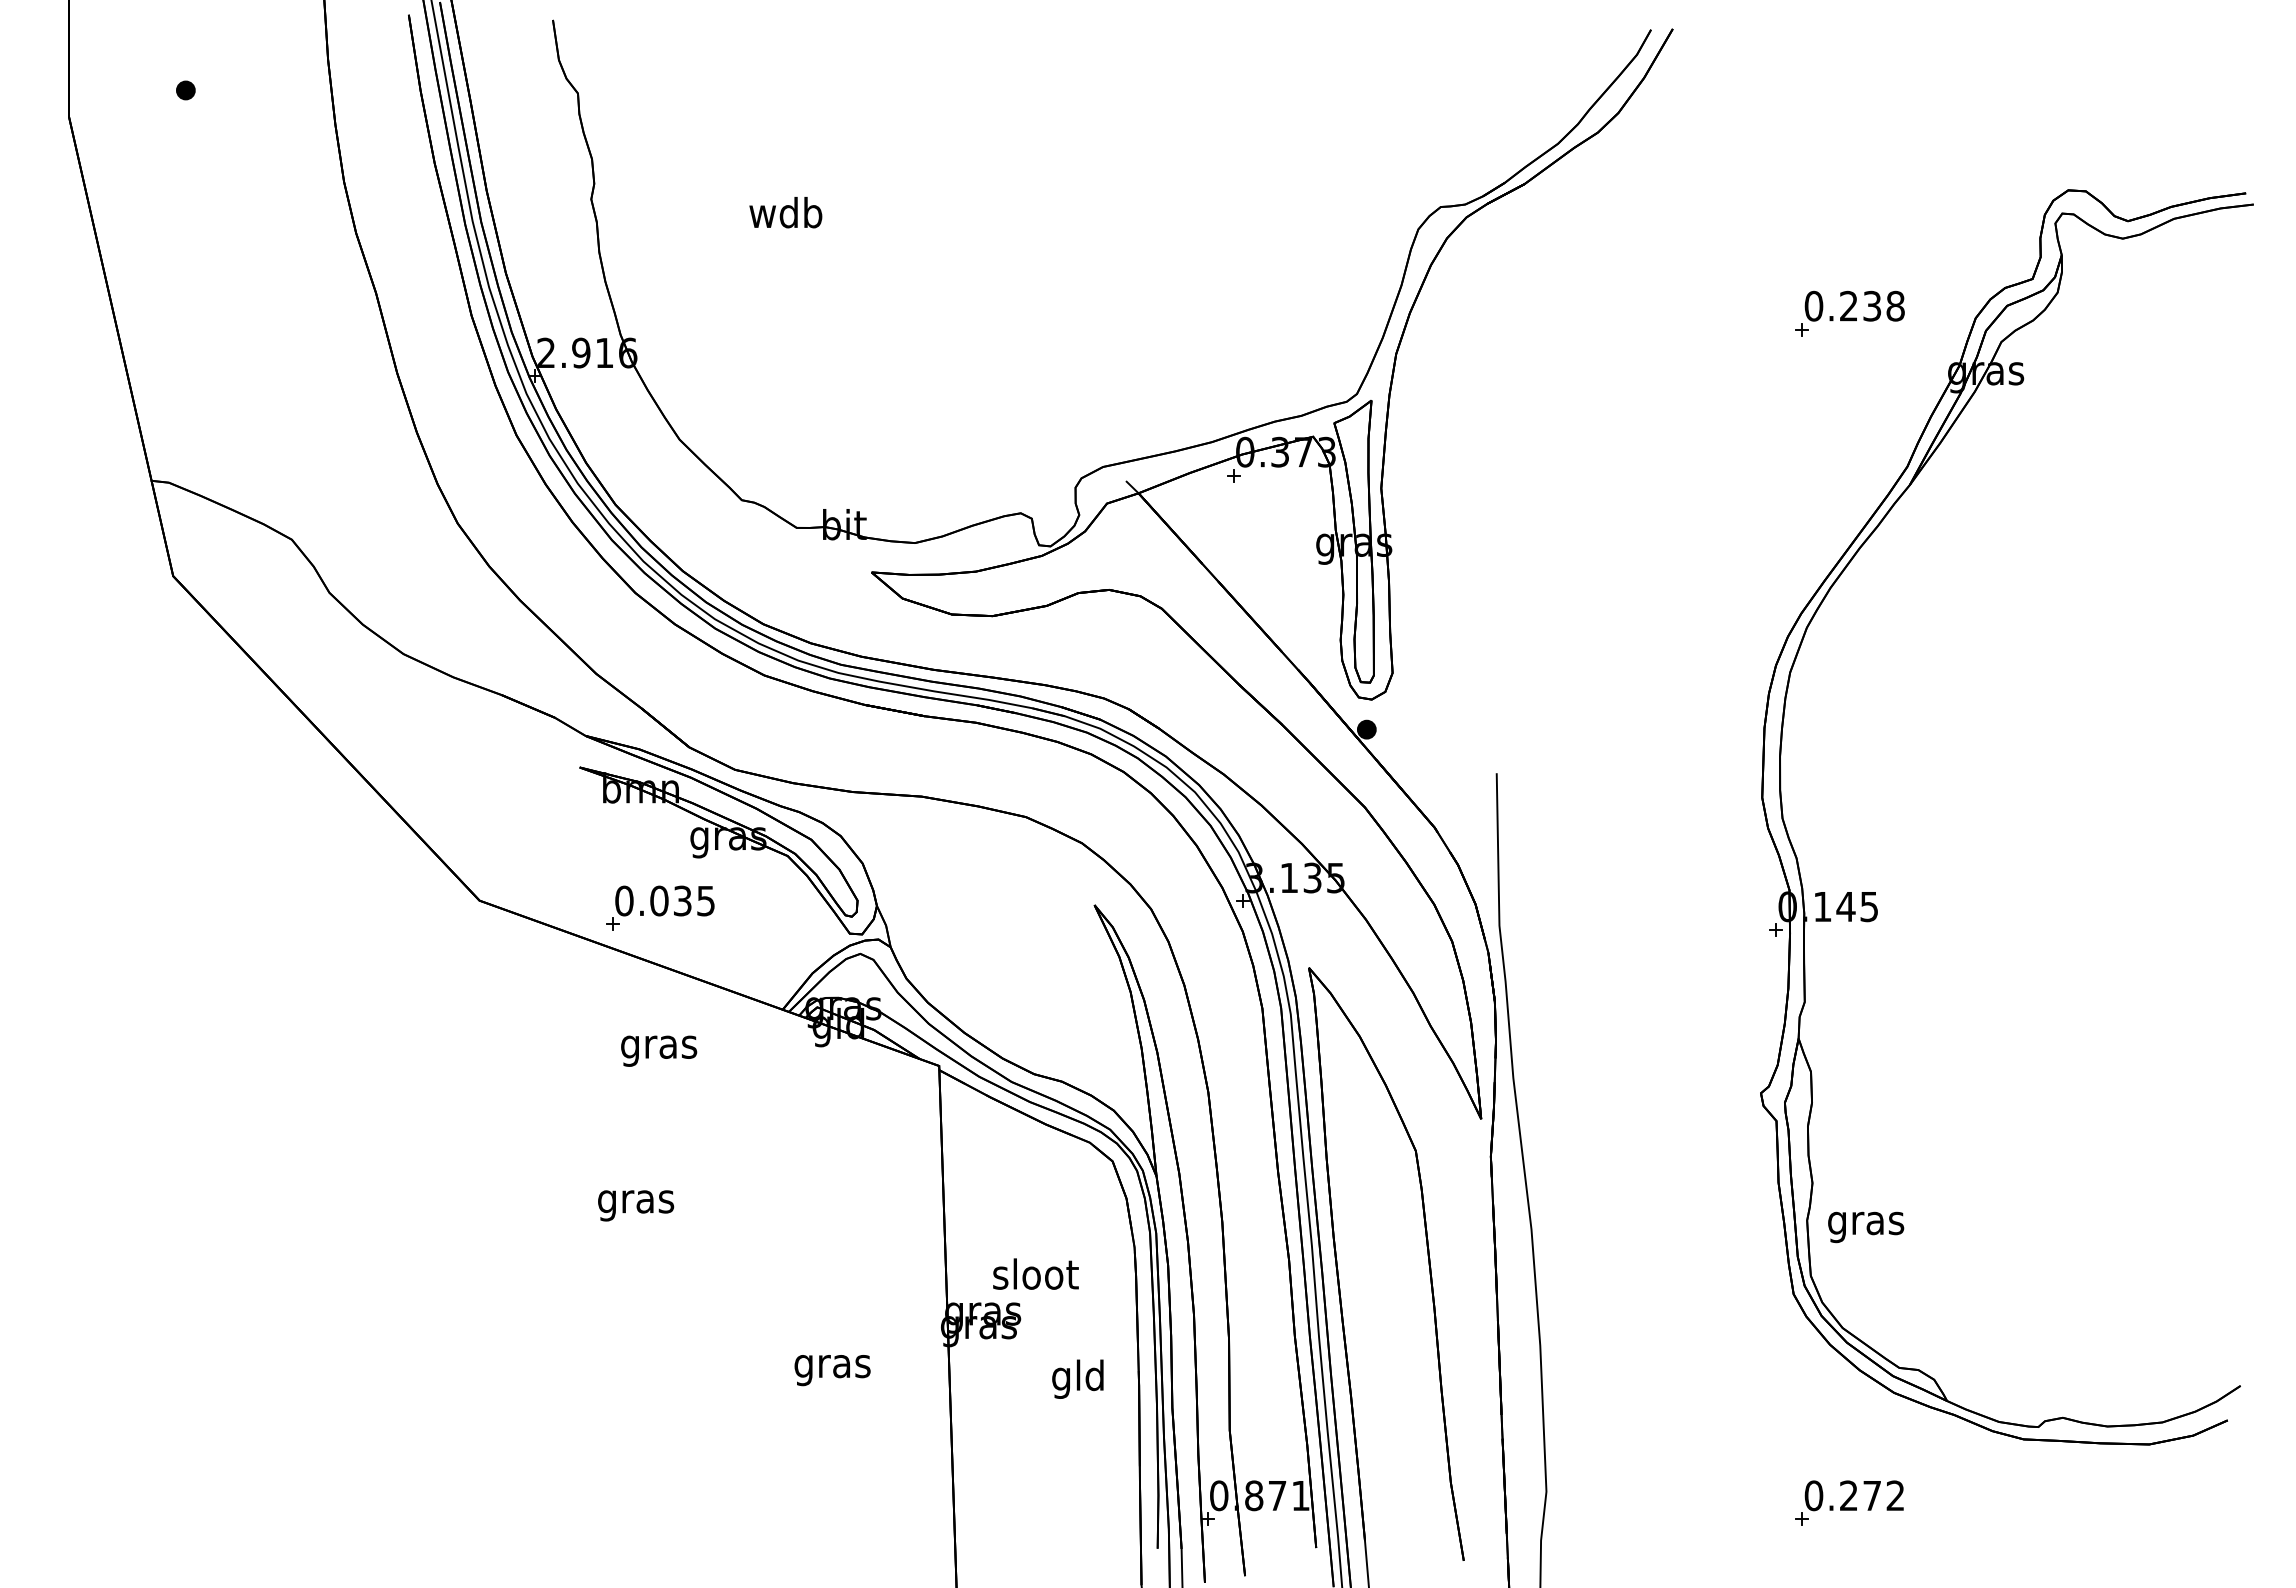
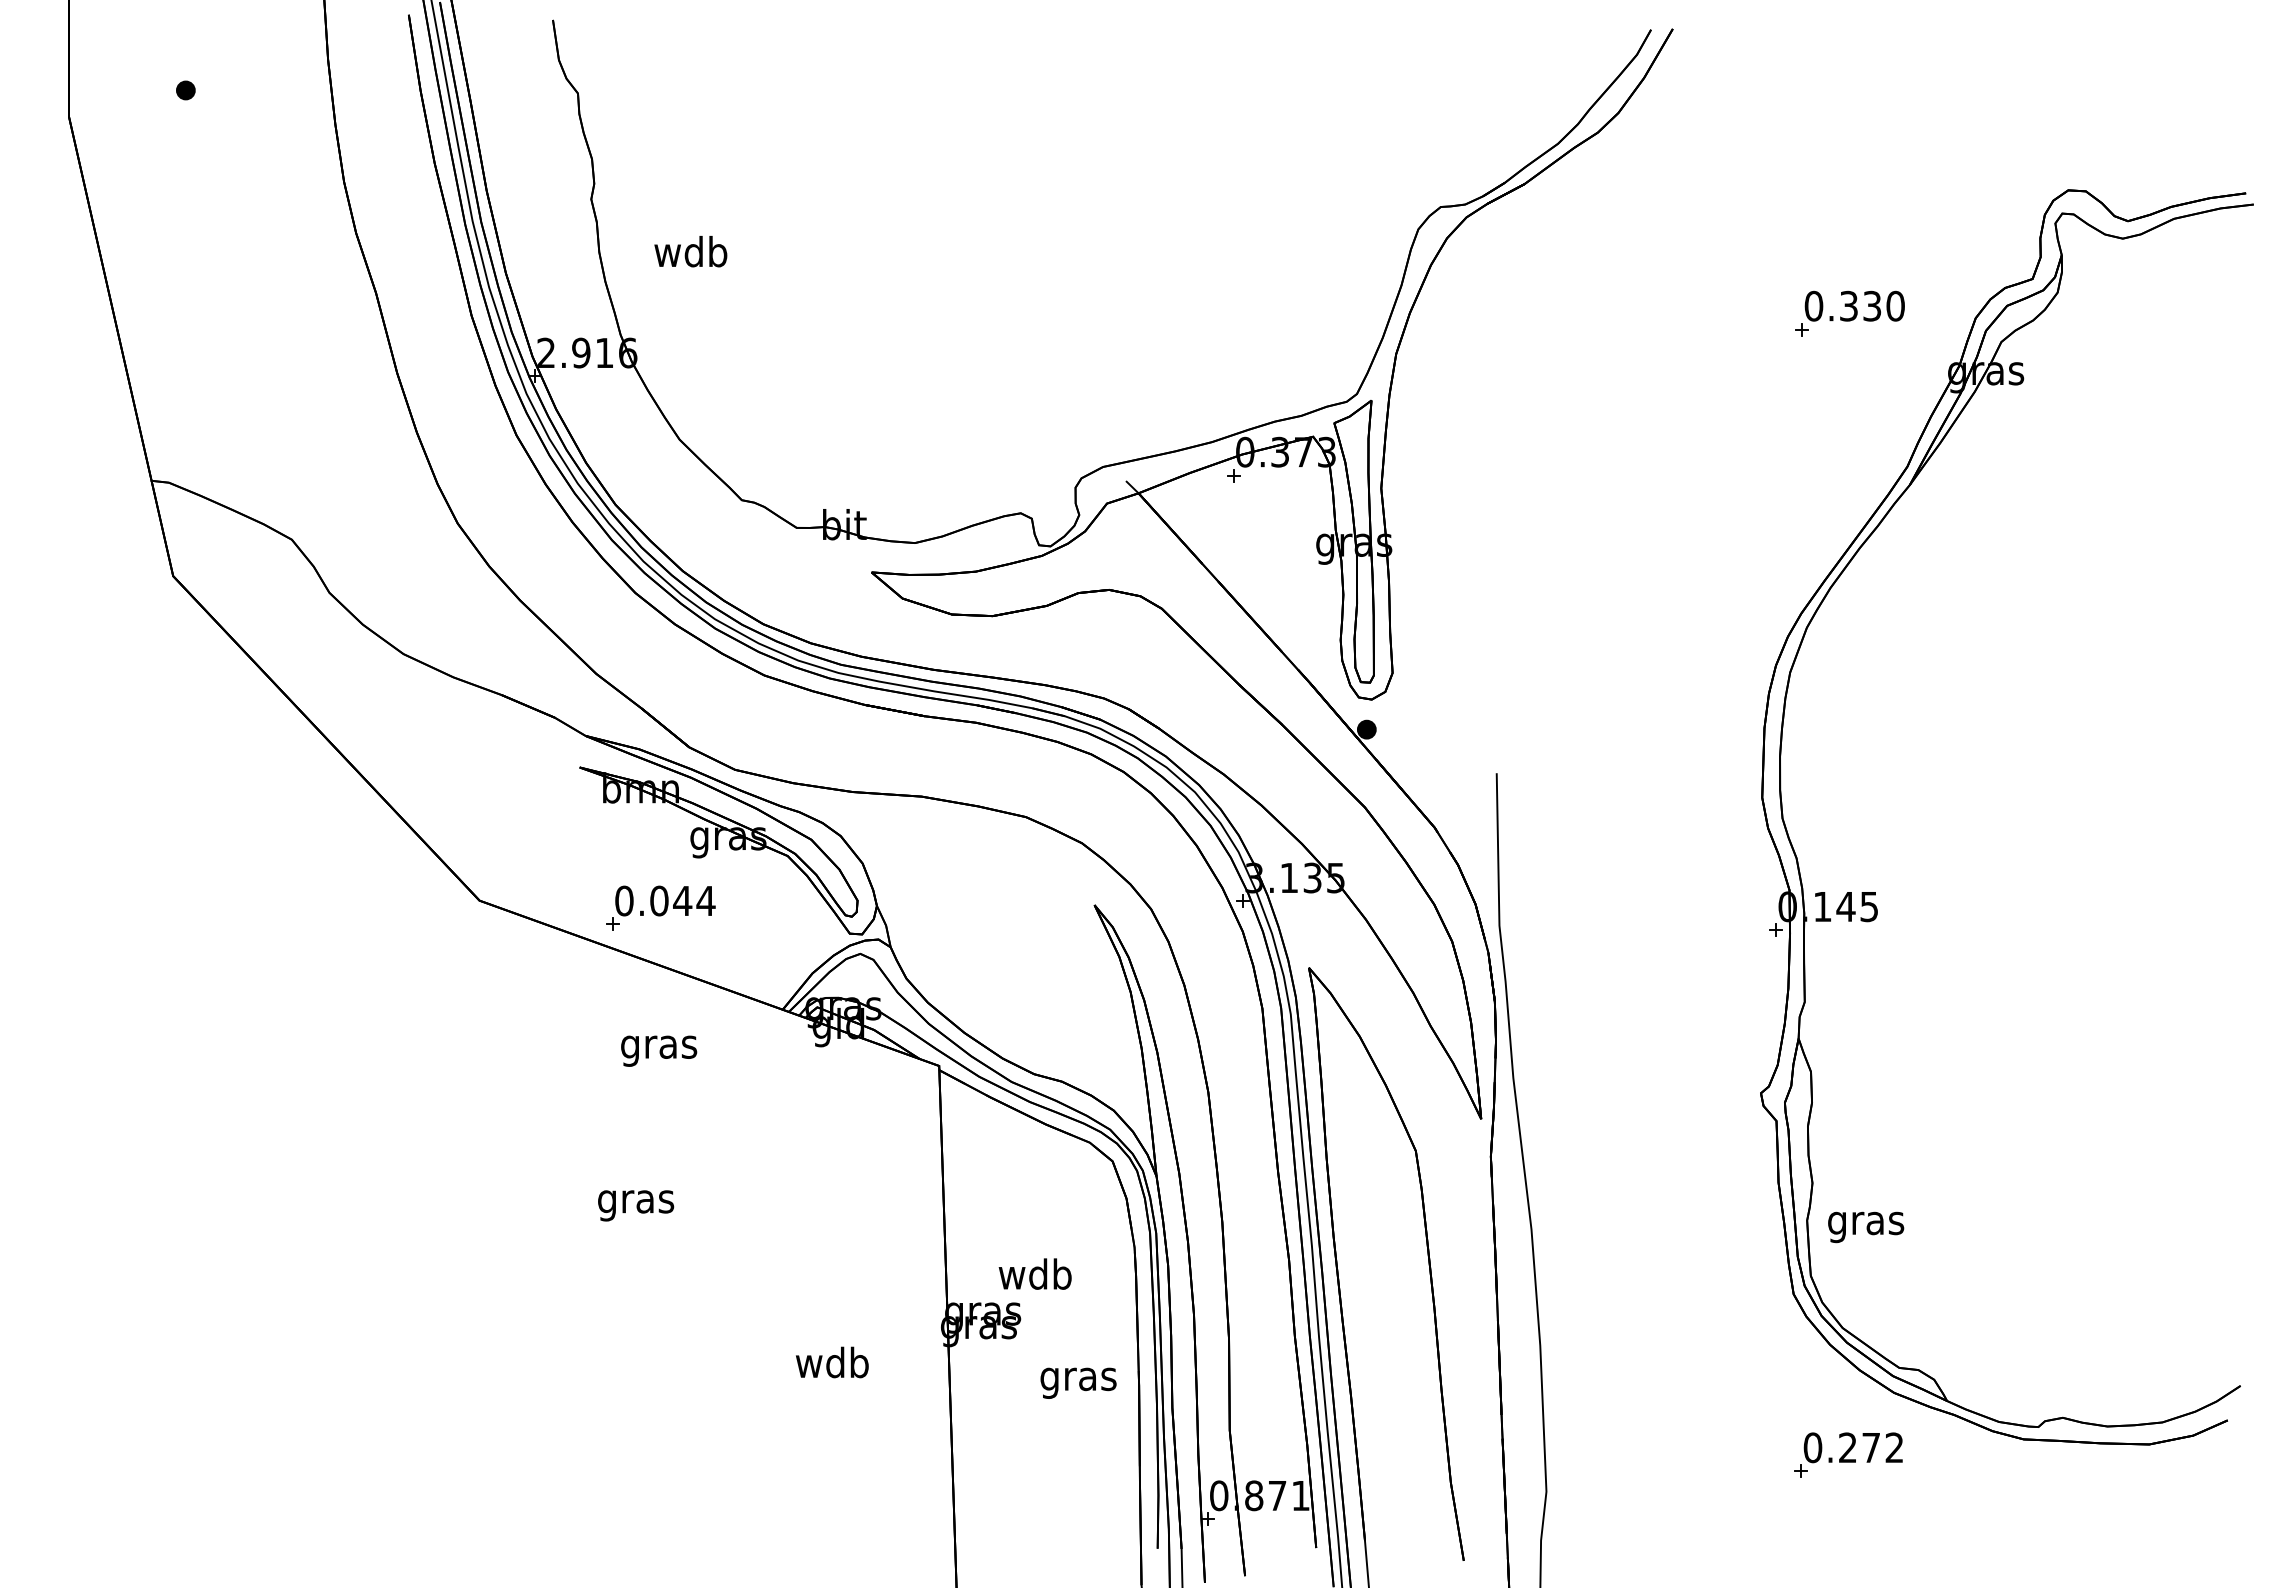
text position: (785, 212) -> (690, 251) (690, 251)
text: 0.238 -> 0.330 (1872, 306)
text: 0.035 -> 0.044 (694, 900)
text: sloot -> wdb (1035, 1273)
text: gras -> wdb (832, 1366)
text: gld -> gras (1078, 1378)
part position: (1849, 1502) -> (1848, 1454) (1848, 1454)
